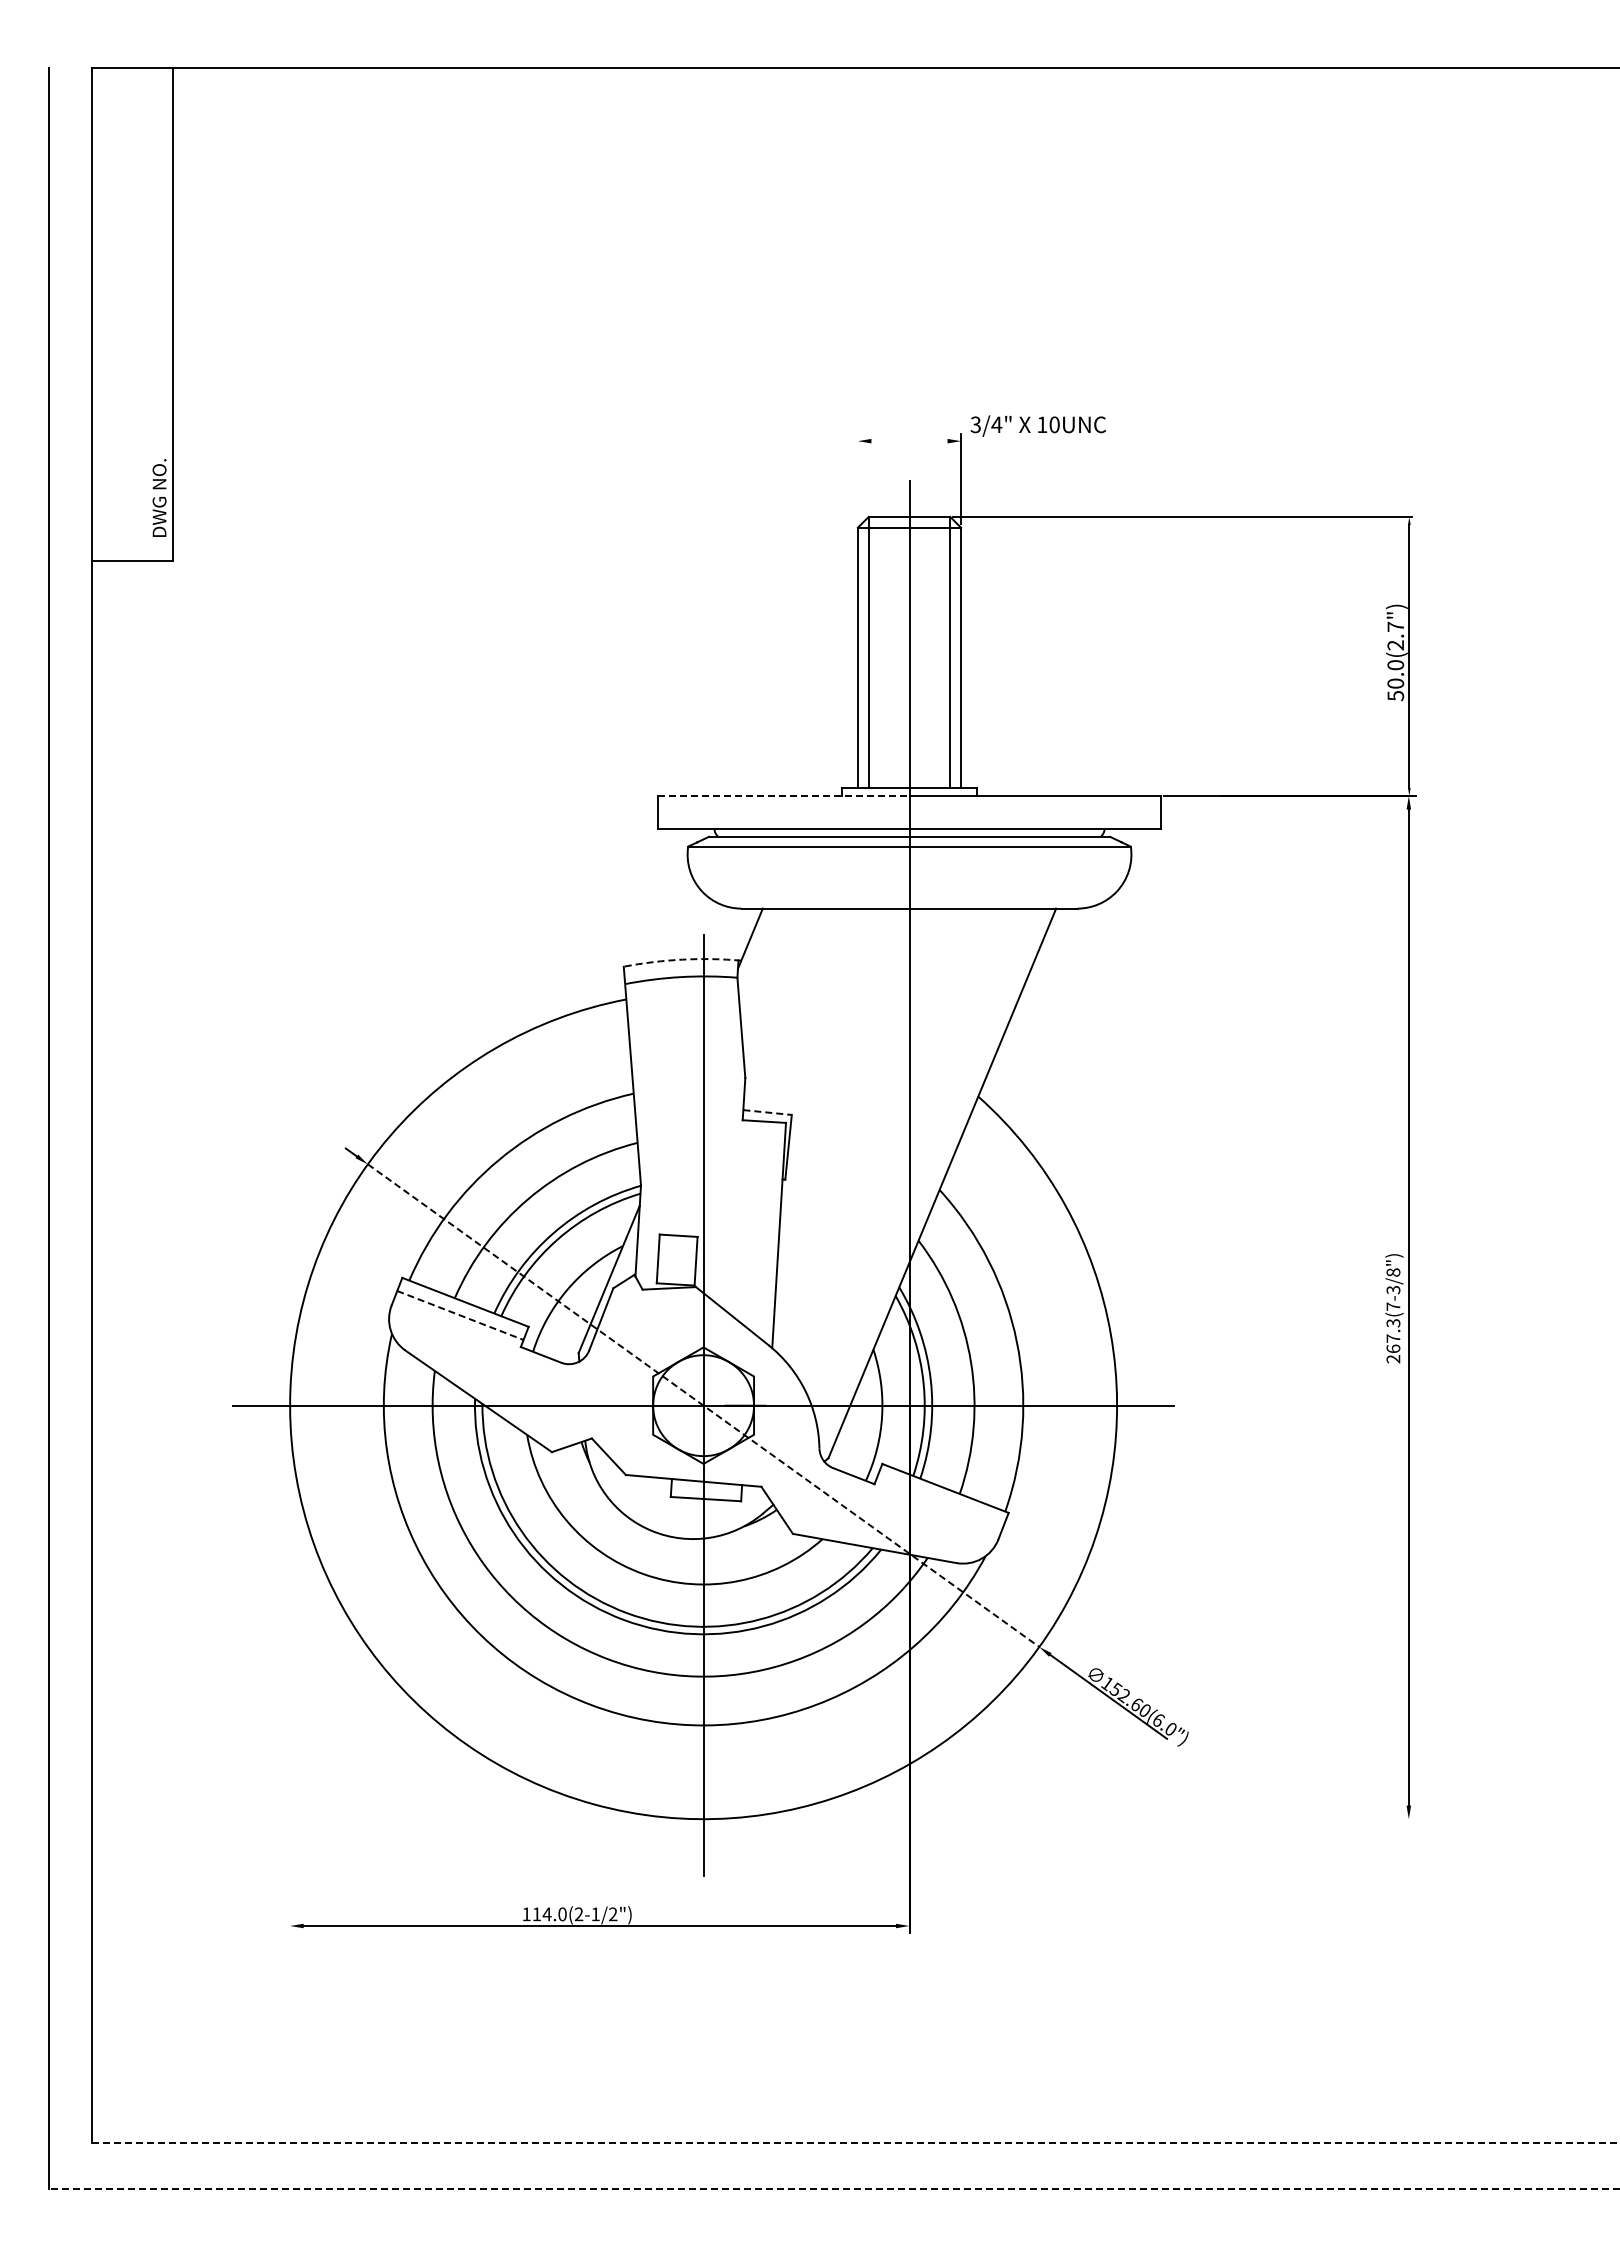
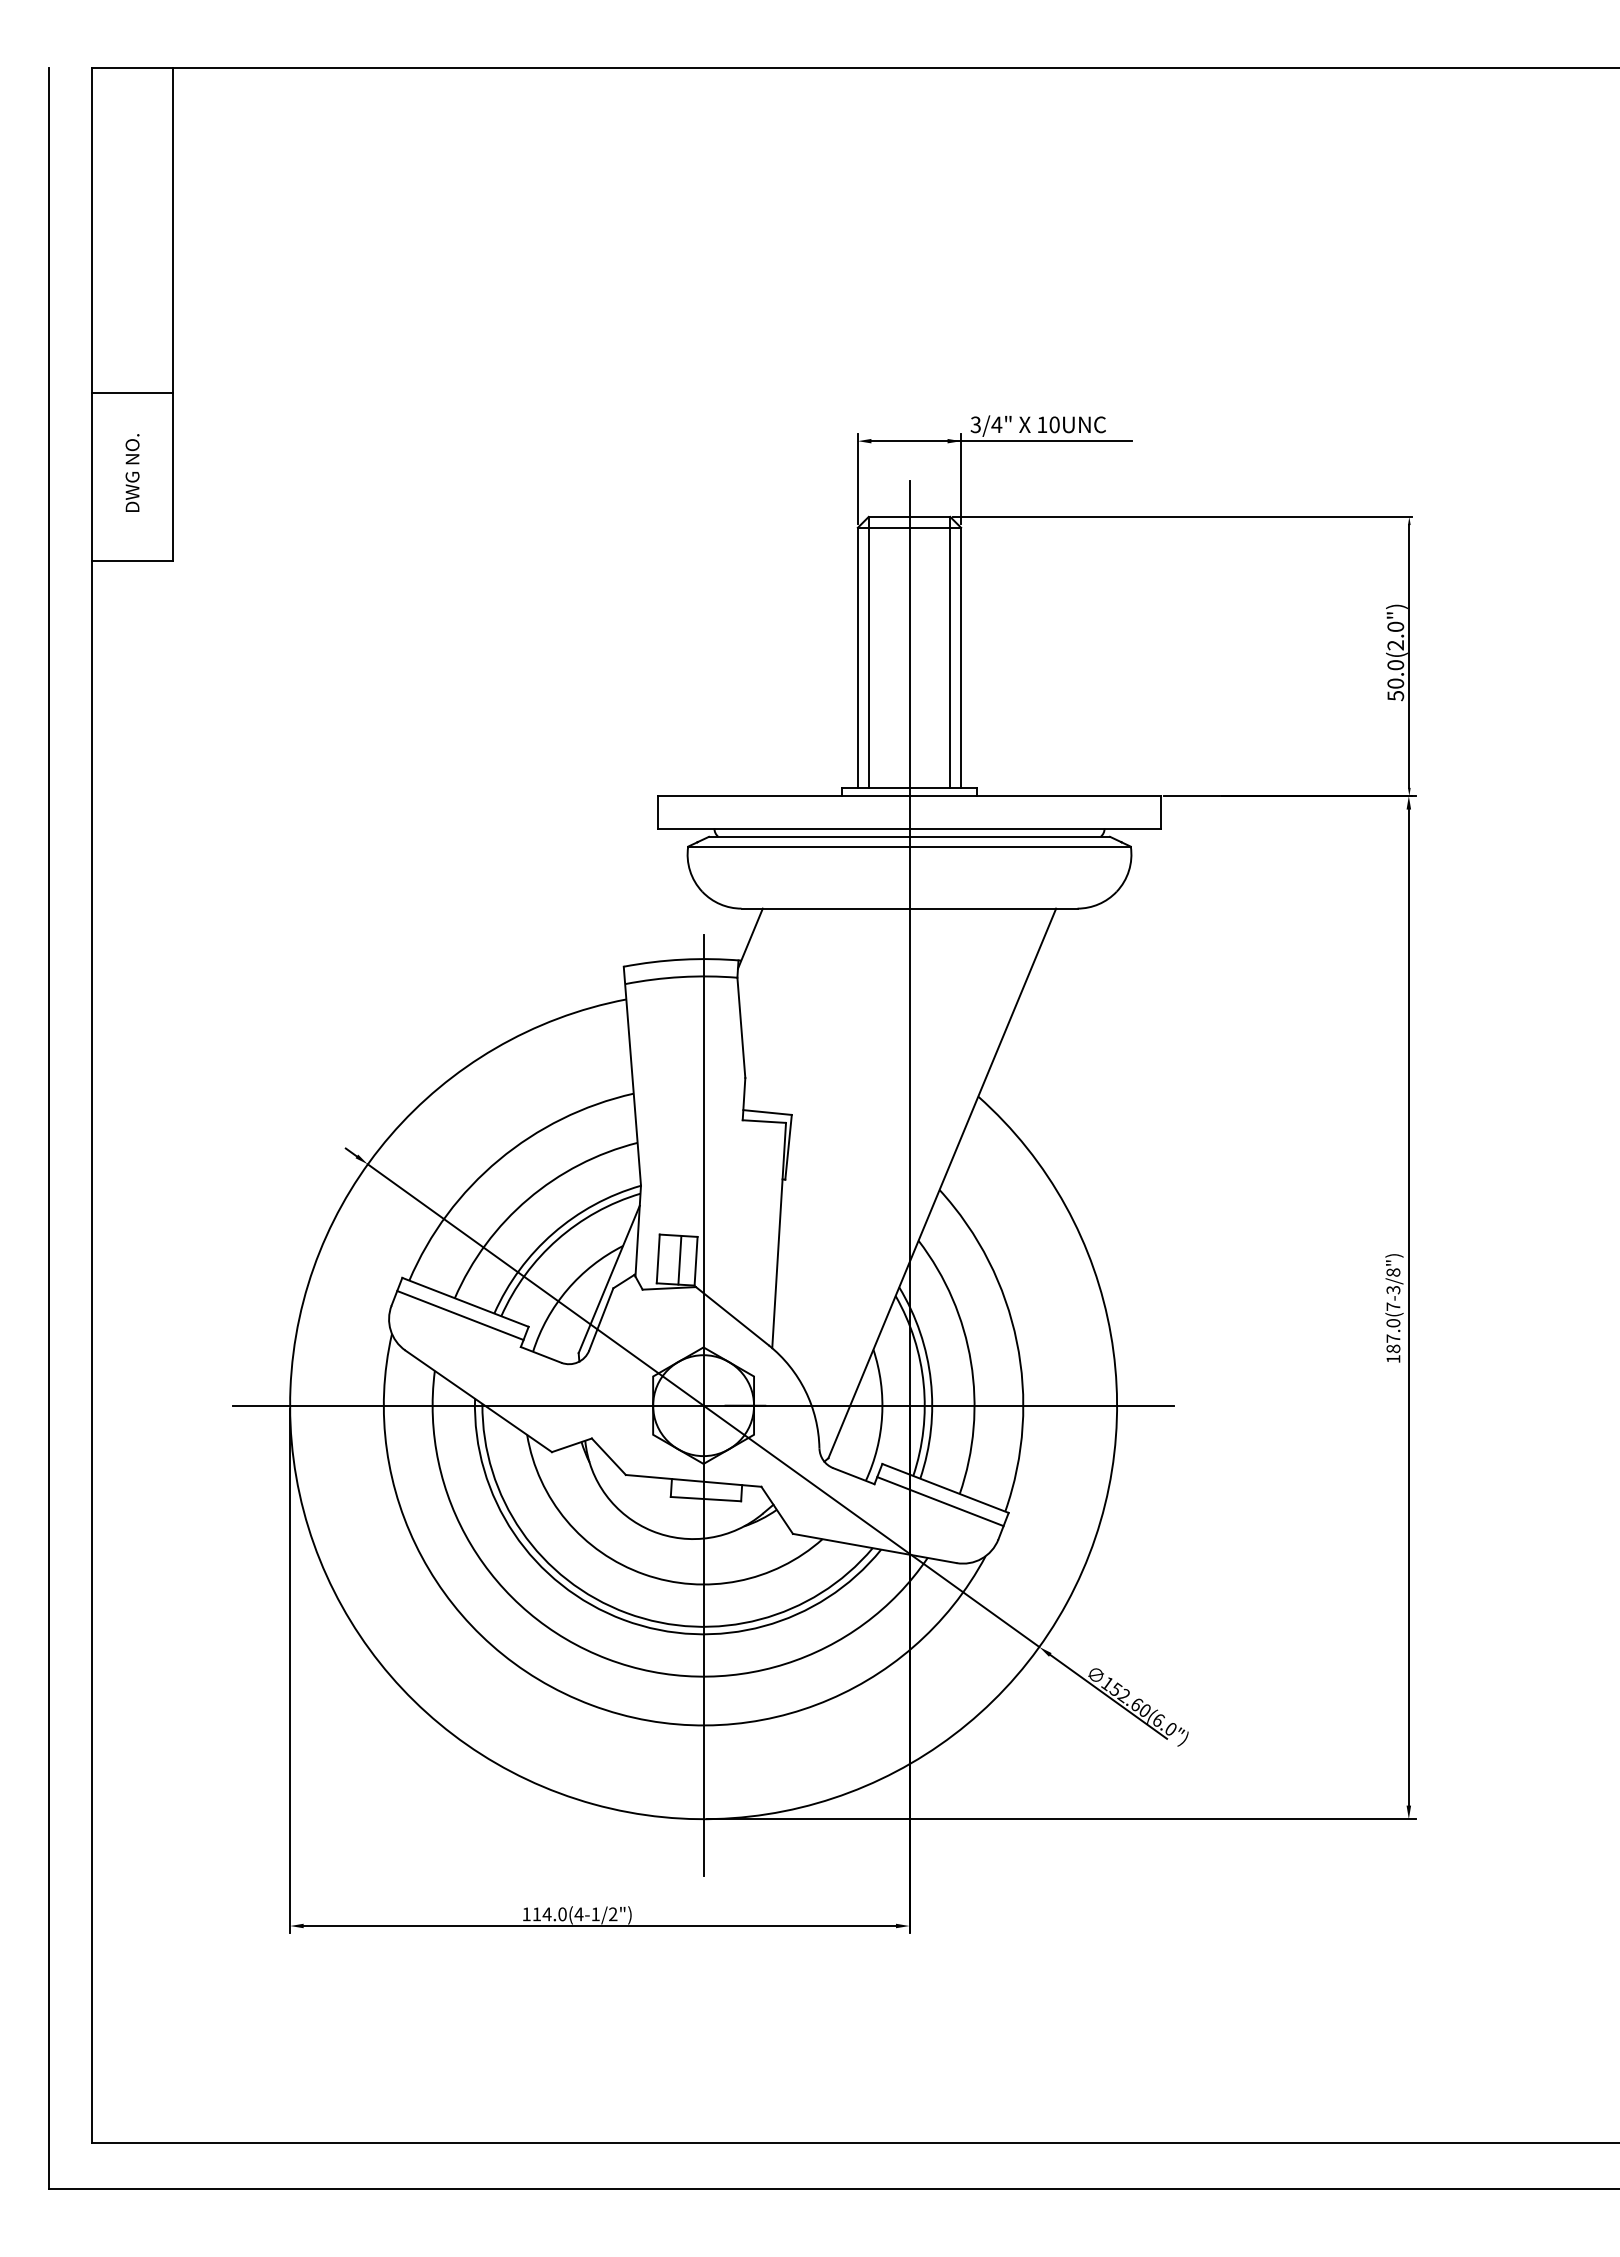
line: none -> present (132, 392)
line: none -> present (1001, 441)
line: none -> present (857, 479)
text position: (159, 497) -> (132, 472) (132, 472)
text: 50.0(2.7") -> 50.0(2.0") (1395, 626)
line: dashed -> solid (783, 796)
arc: dashed -> solid (682, 959)
line: dashed -> solid (768, 1112)
line: none -> present (679, 1259)
line: dashed -> solid (460, 1315)
text: 267.3(7-3/8") -> 187.0(7-3/8") (1393, 1341)
line: dashed -> solid (703, 1405)
line: none -> present (940, 1501)
line: none -> present (290, 1670)
line: none -> present (1060, 1819)
text: 114.0(2-1/2") -> 114.0(4-1/2") (578, 1914)
line: dashed -> solid (855, 2143)
line: dashed -> solid (833, 2189)
